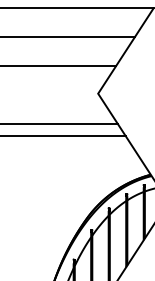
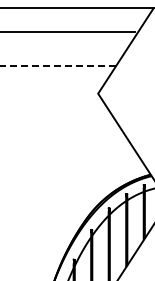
line position: (68, 36) -> (68, 31) (68, 31)
line: solid -> dashed (58, 65)
line: present -> none (60, 124)
line: present -> none (63, 136)
